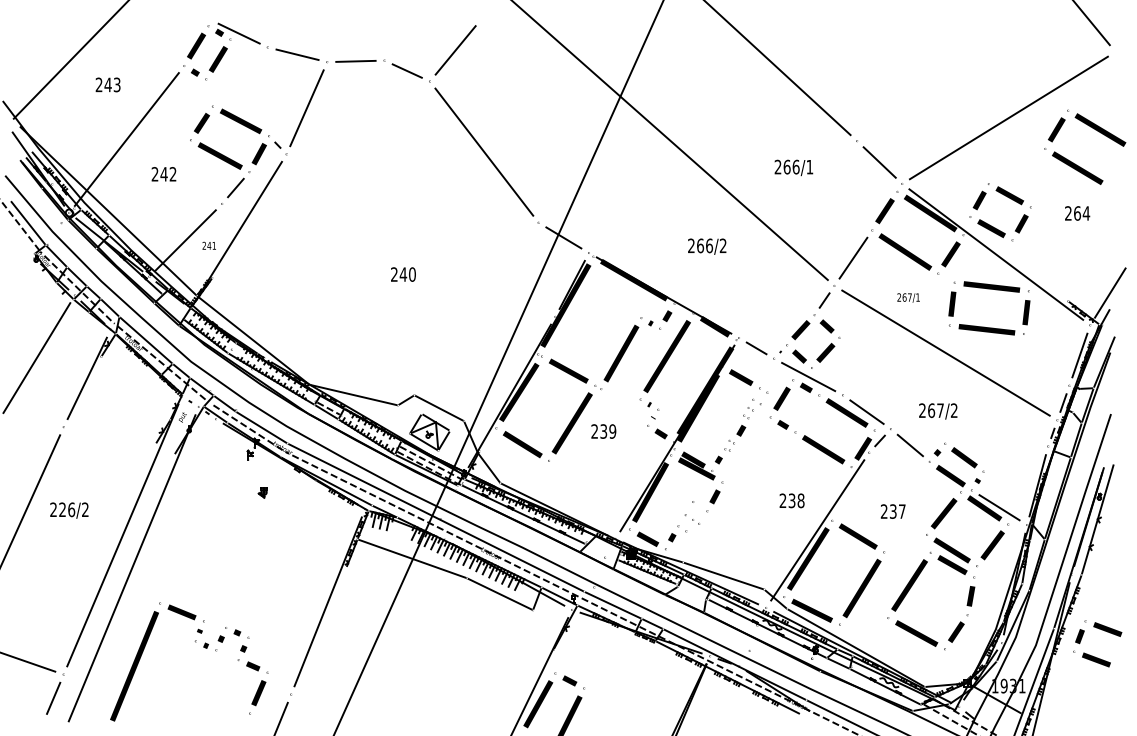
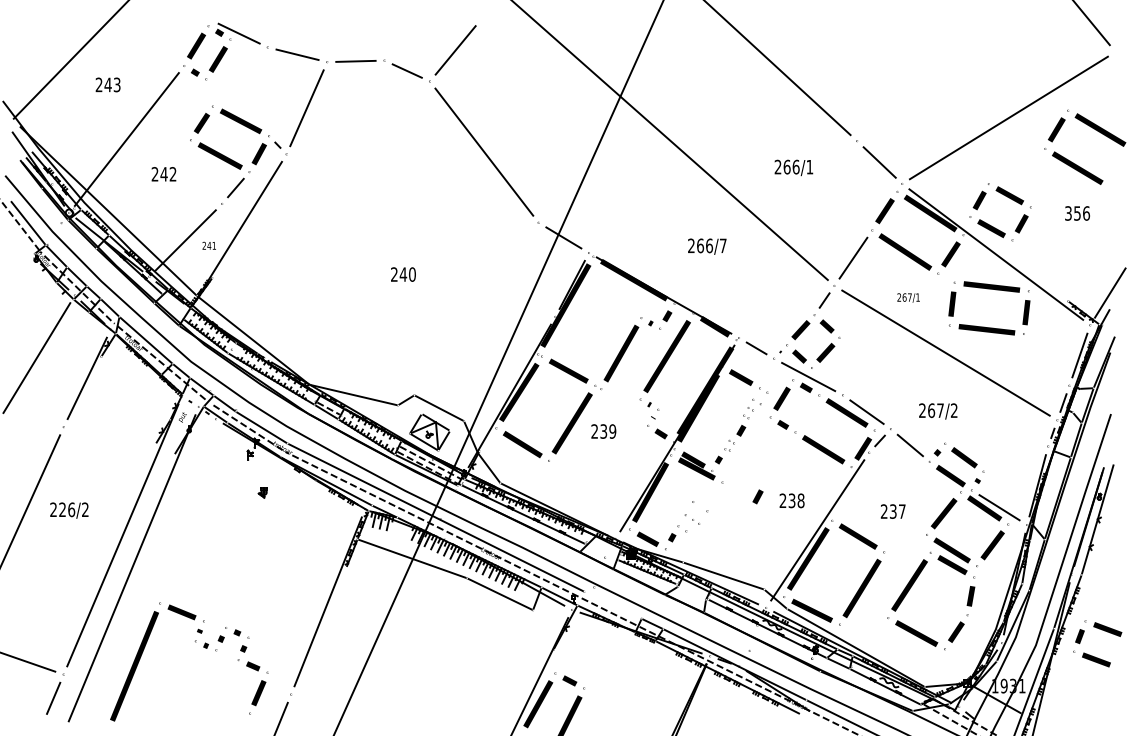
text: 264 -> 356 (1077, 213)
text: 266/2 -> 266/7 (722, 245)
line position: (714, 496) -> (757, 496) (757, 496)
line: present -> none (612, 605)
